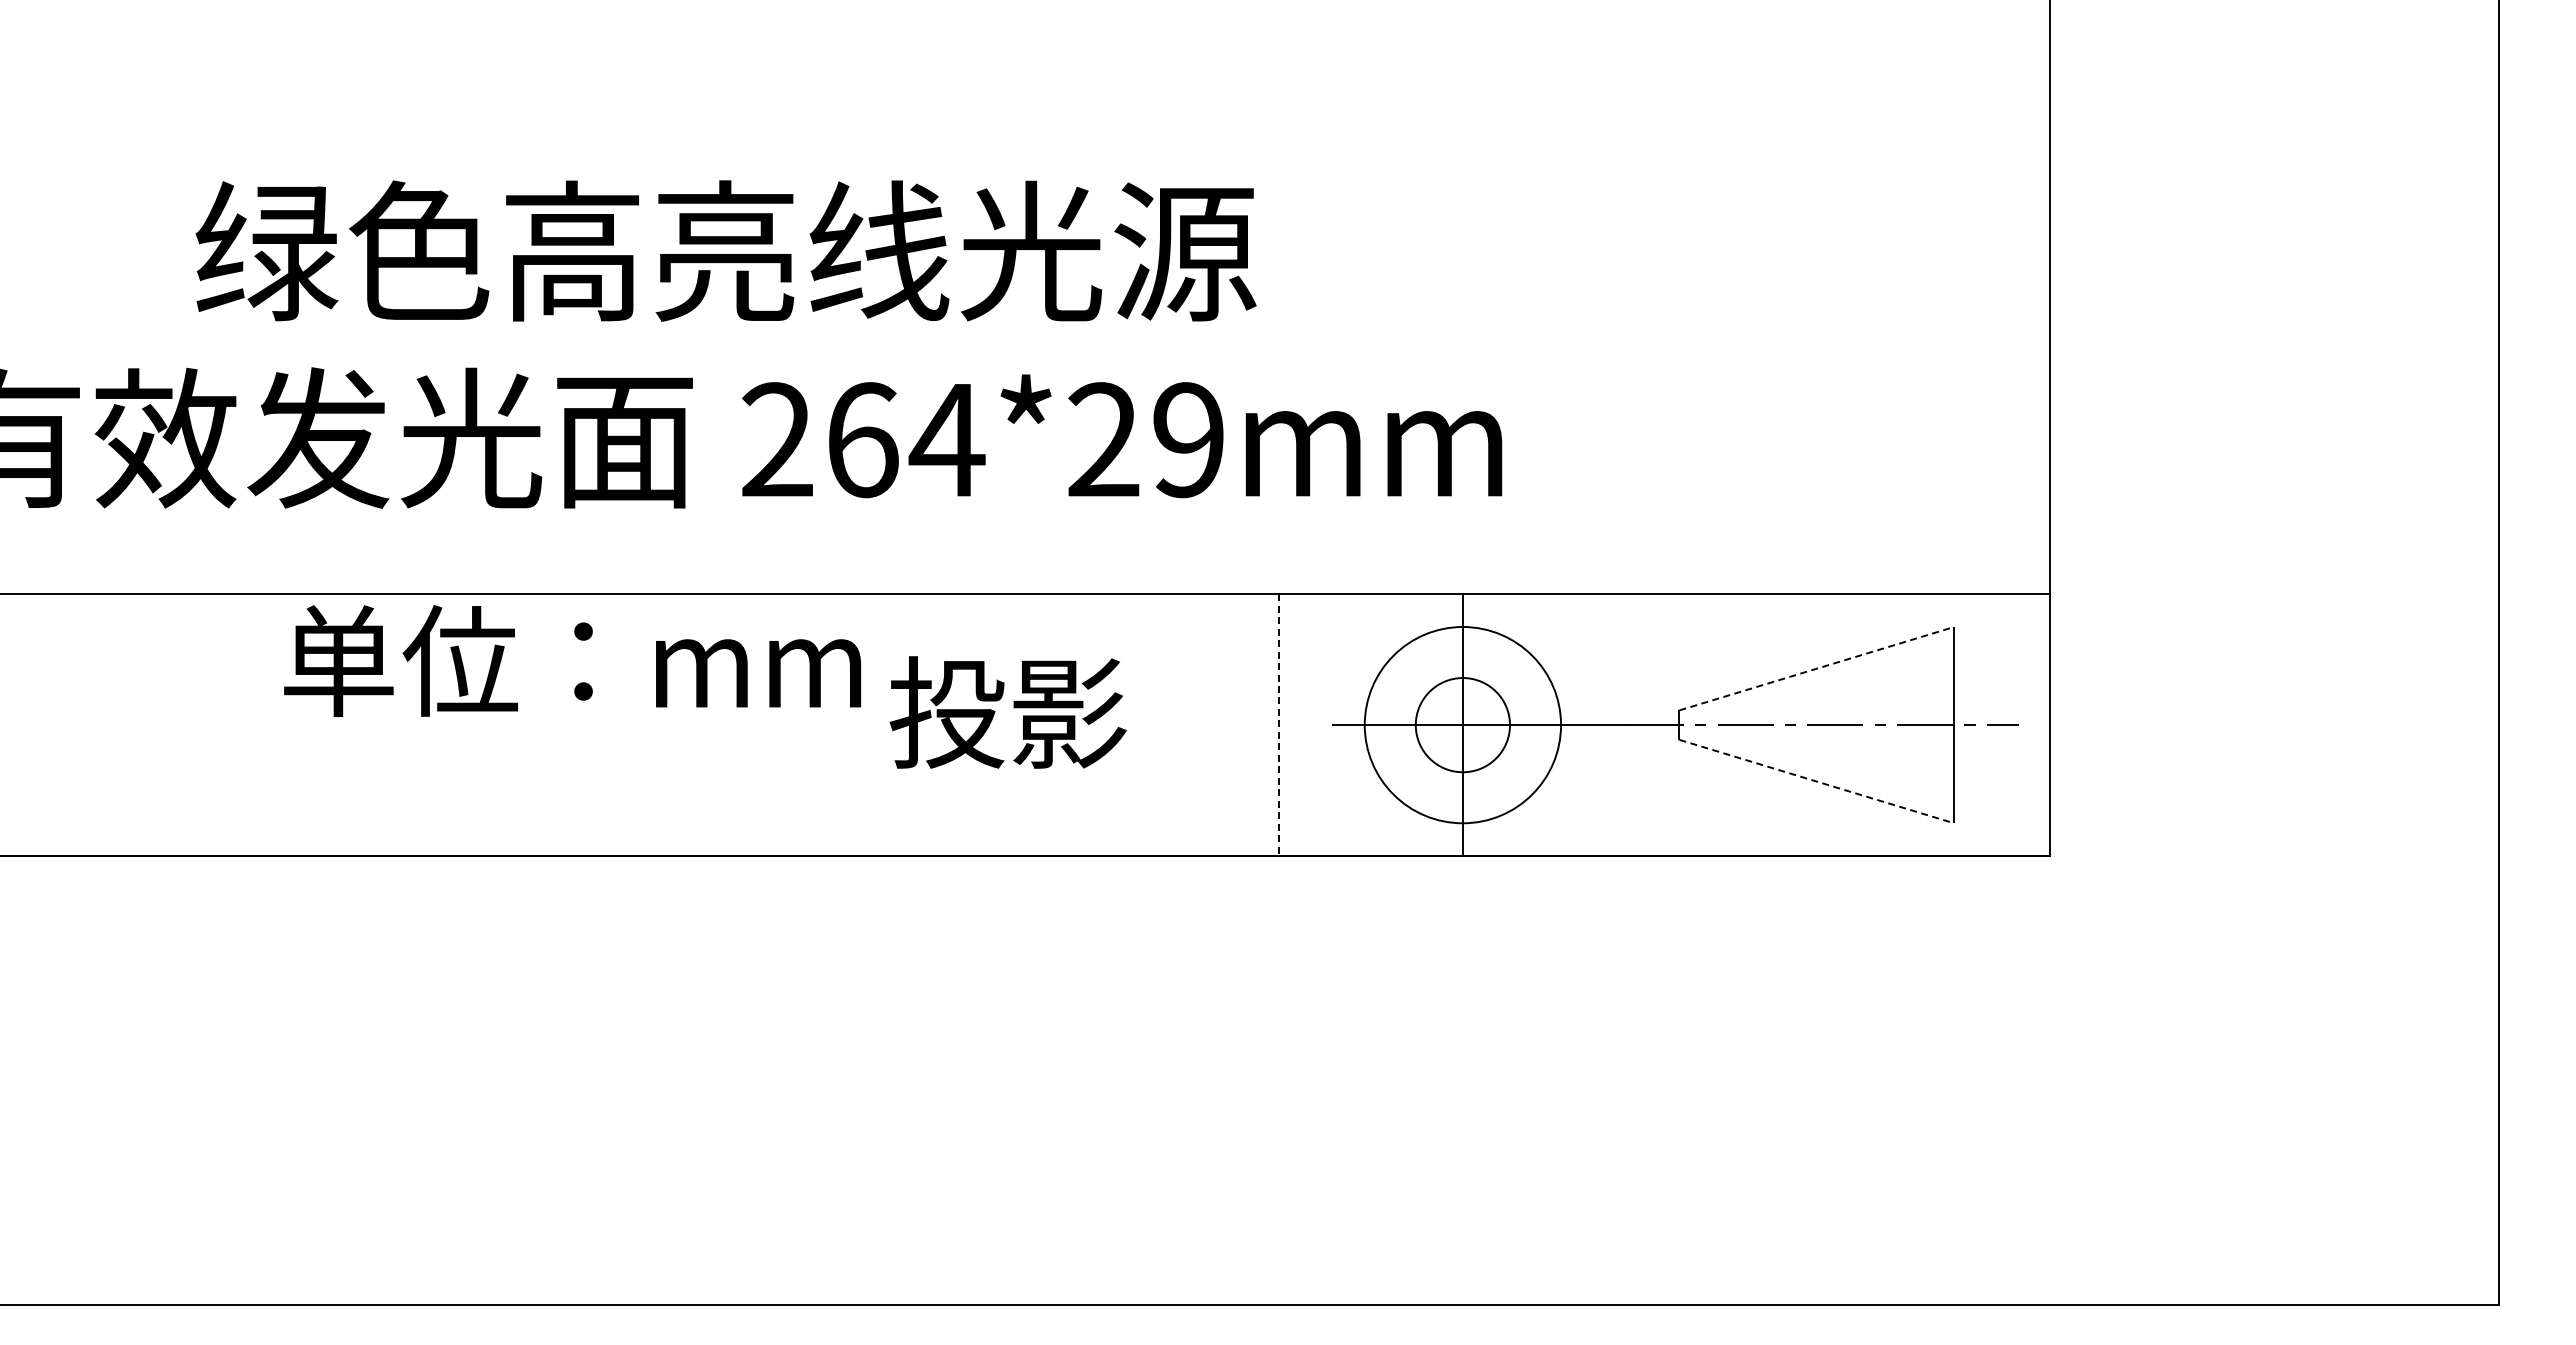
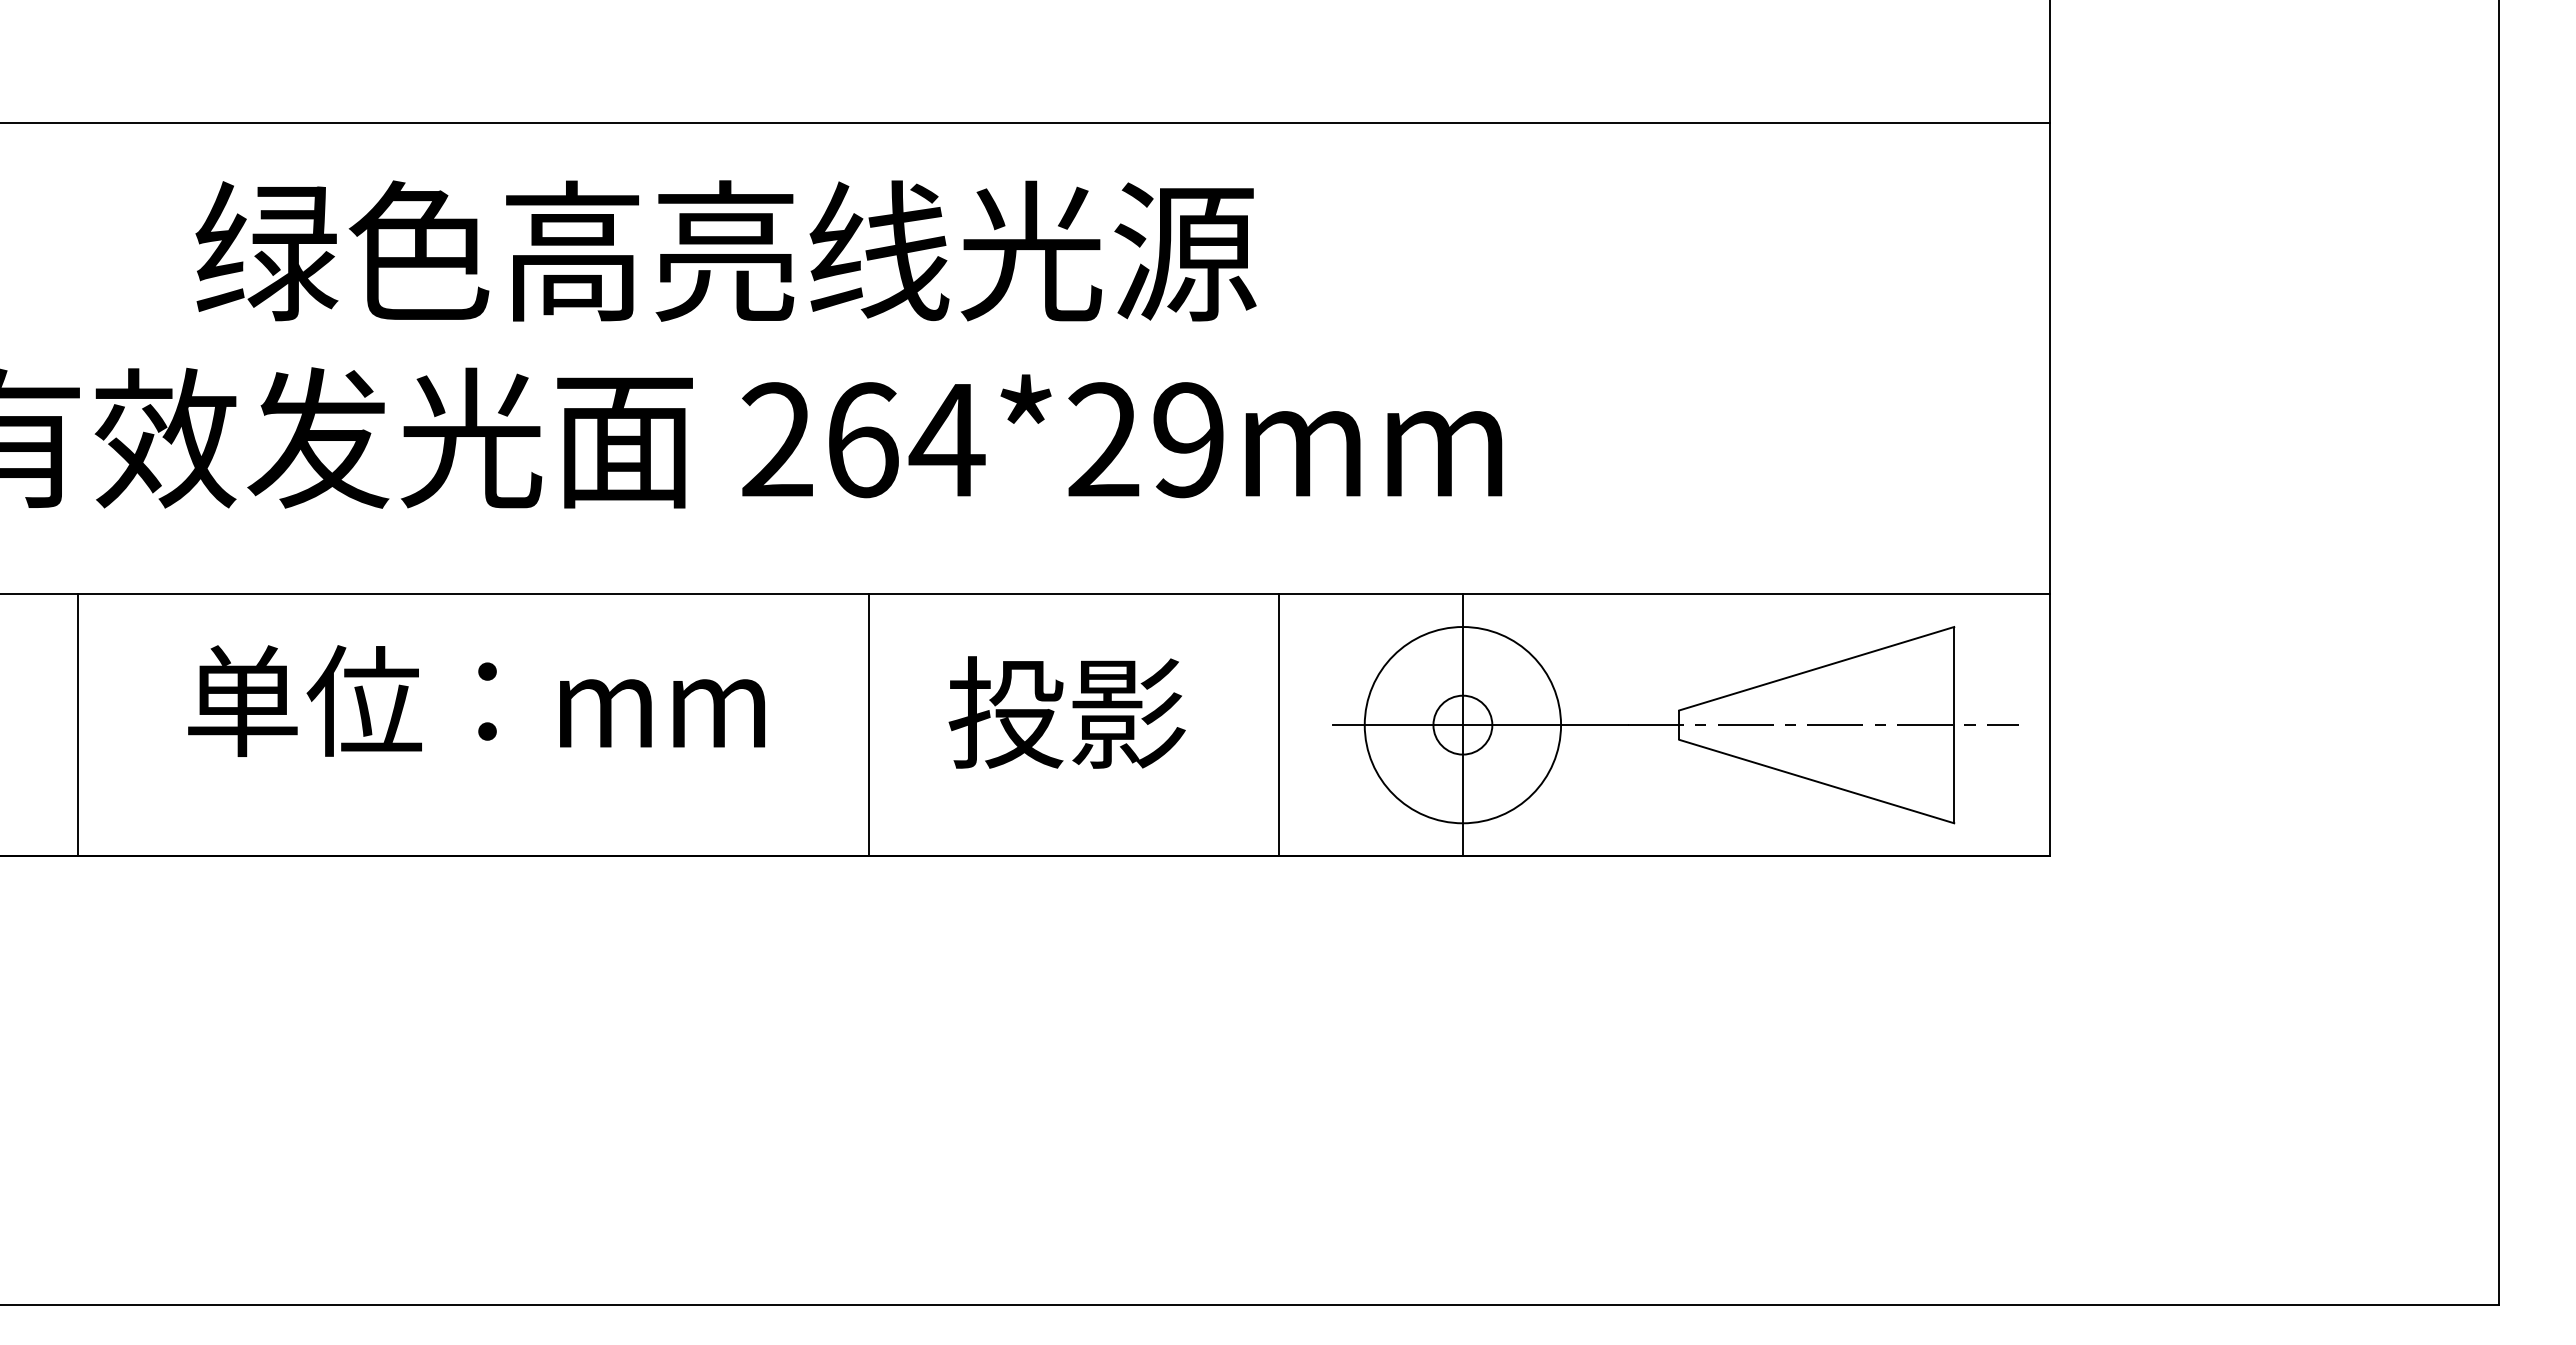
line: none -> present (1026, 123)
text position: (572, 660) -> (476, 700) (476, 700)
line: dashed -> solid (1816, 668)
text position: (1007, 712) -> (1066, 712) (1066, 712)
line: none -> present (78, 725)
line: none -> present (869, 725)
line: dashed -> solid (1279, 725)
circle diameter: 94 px -> 59 px (1462, 724)
line: dashed -> solid (1816, 781)
